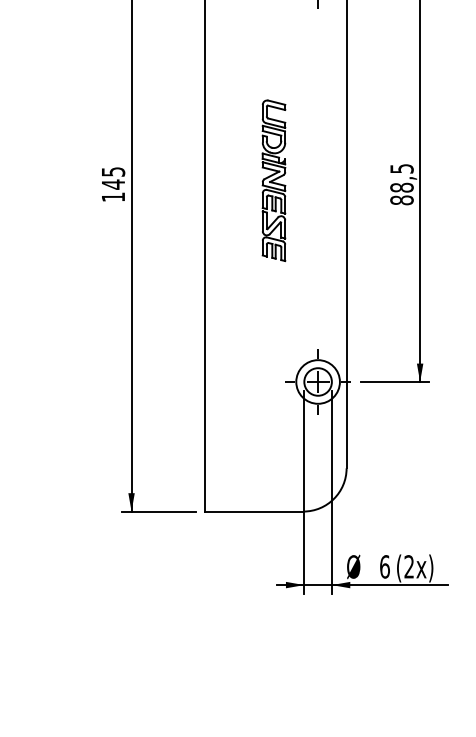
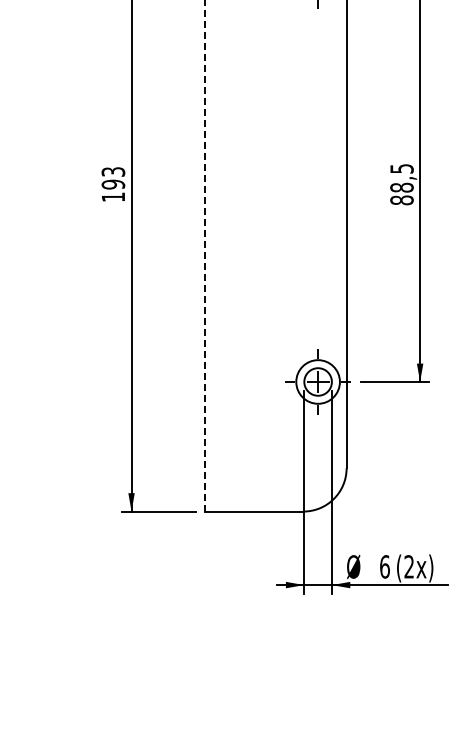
text: 145 -> 193 (113, 178)
part: present -> none (273, 180)
line: solid -> dashed (205, 255)
